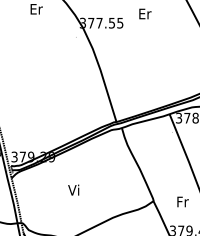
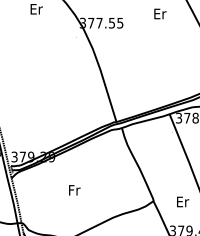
text position: (145, 13) -> (160, 13) (160, 13)
text: Vi -> Fr (74, 189)
text: Fr -> Er (183, 201)
